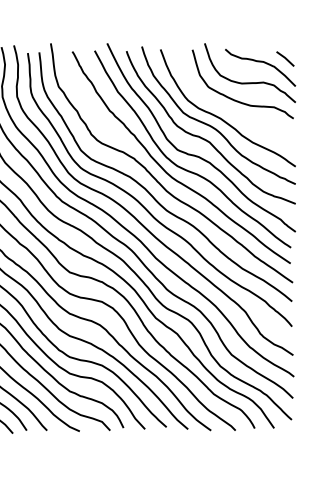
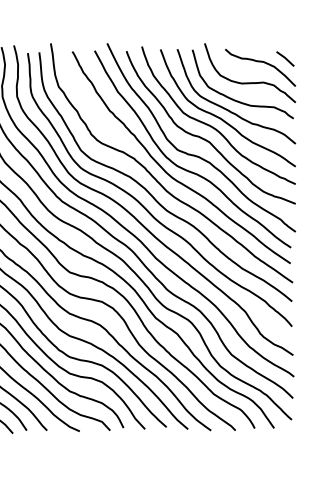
curve: none -> present (230, 110)
